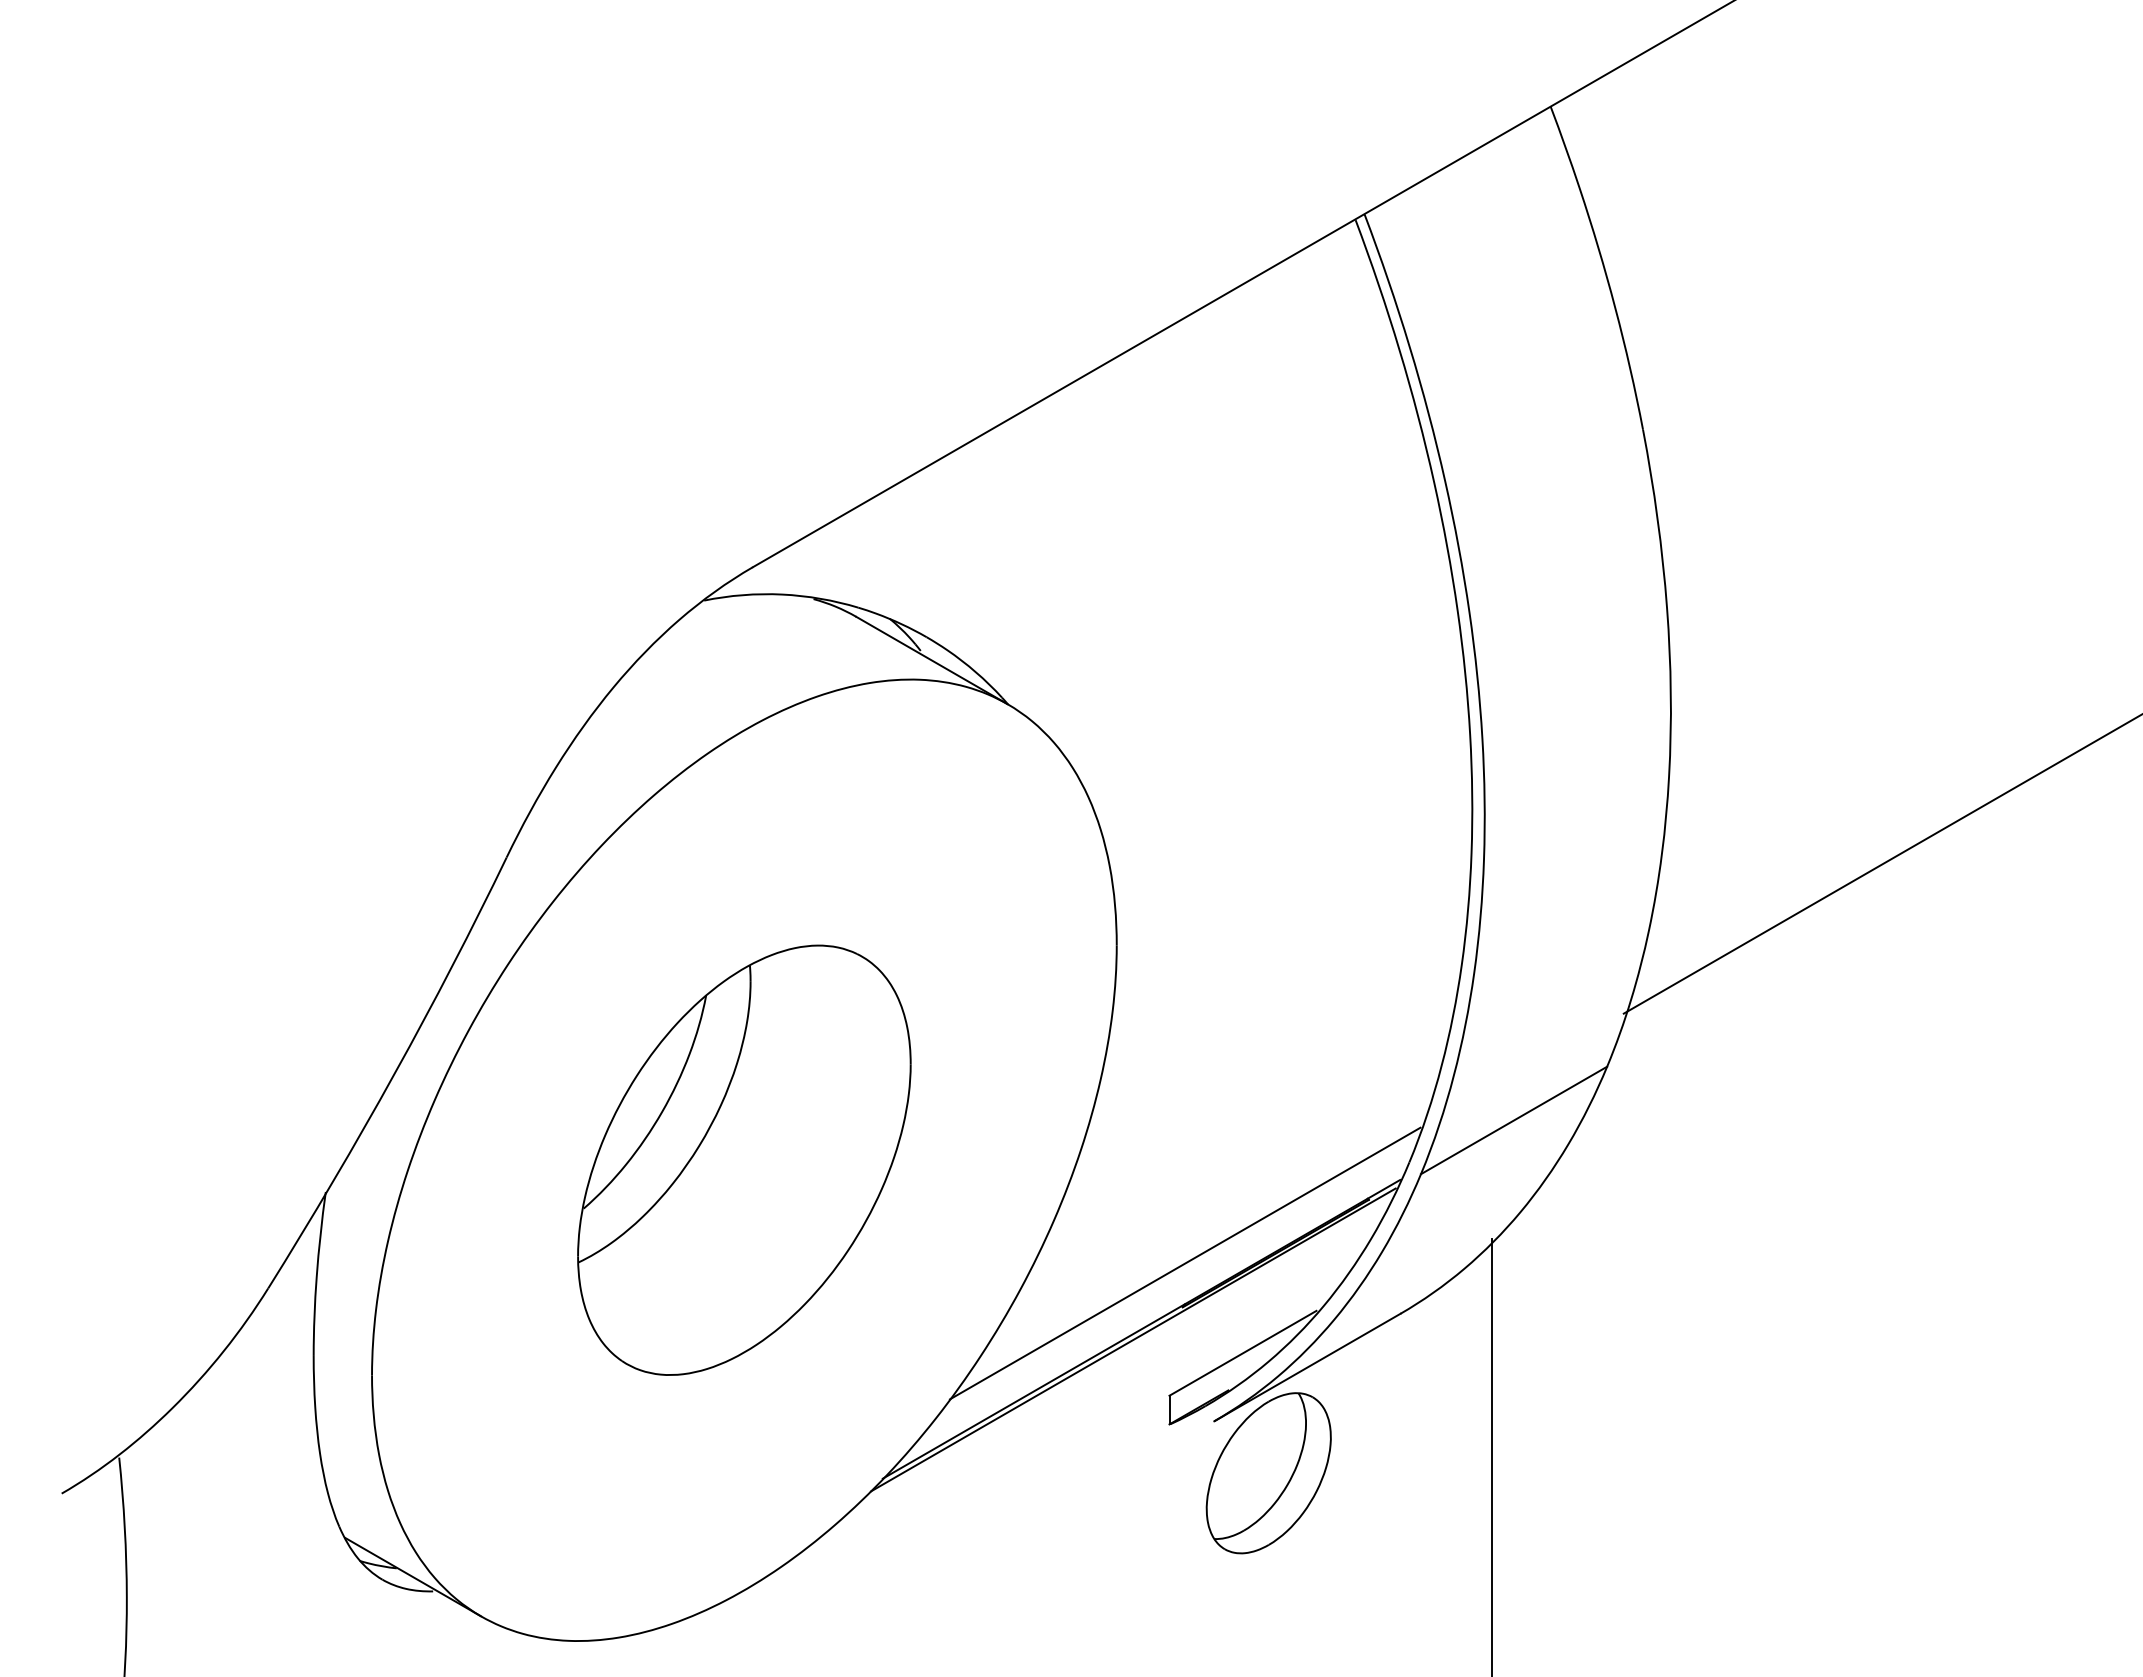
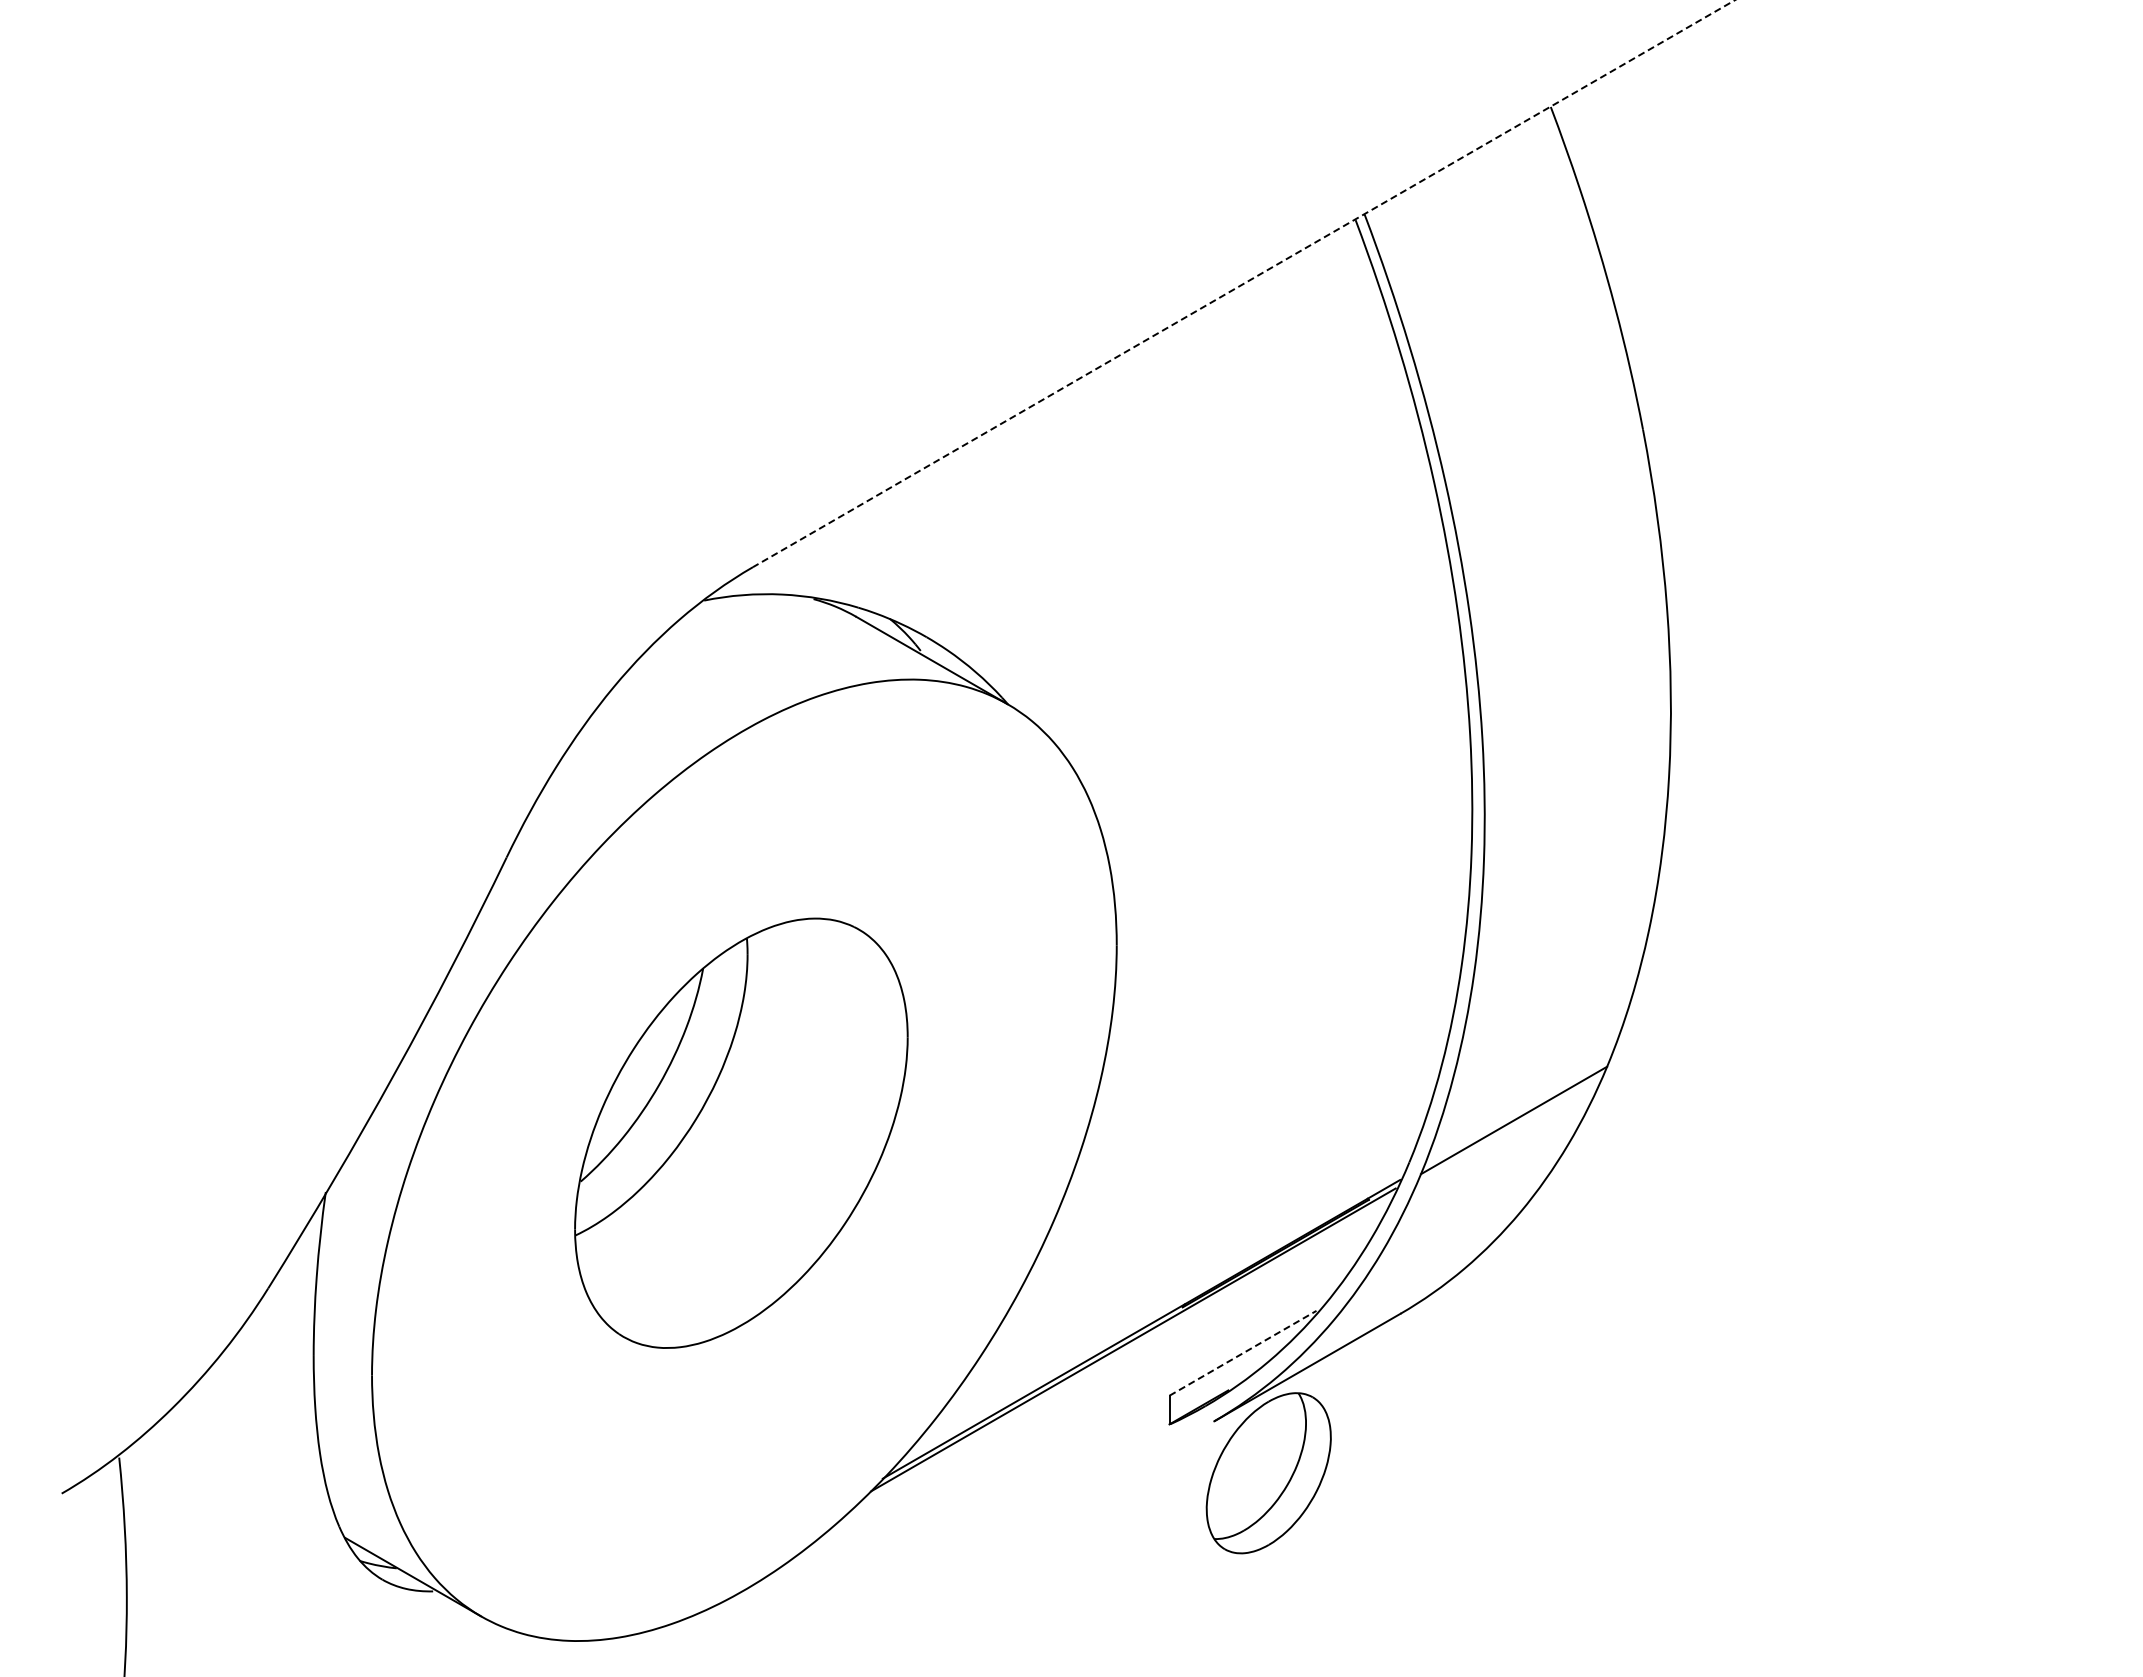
line: solid -> dashed (1243, 283)
line: present -> none (1881, 864)
part position: (744, 1159) -> (741, 1132) (741, 1132)
line: present -> none (1184, 1263)
line: solid -> dashed (1243, 1353)
line: present -> none (1492, 1456)
